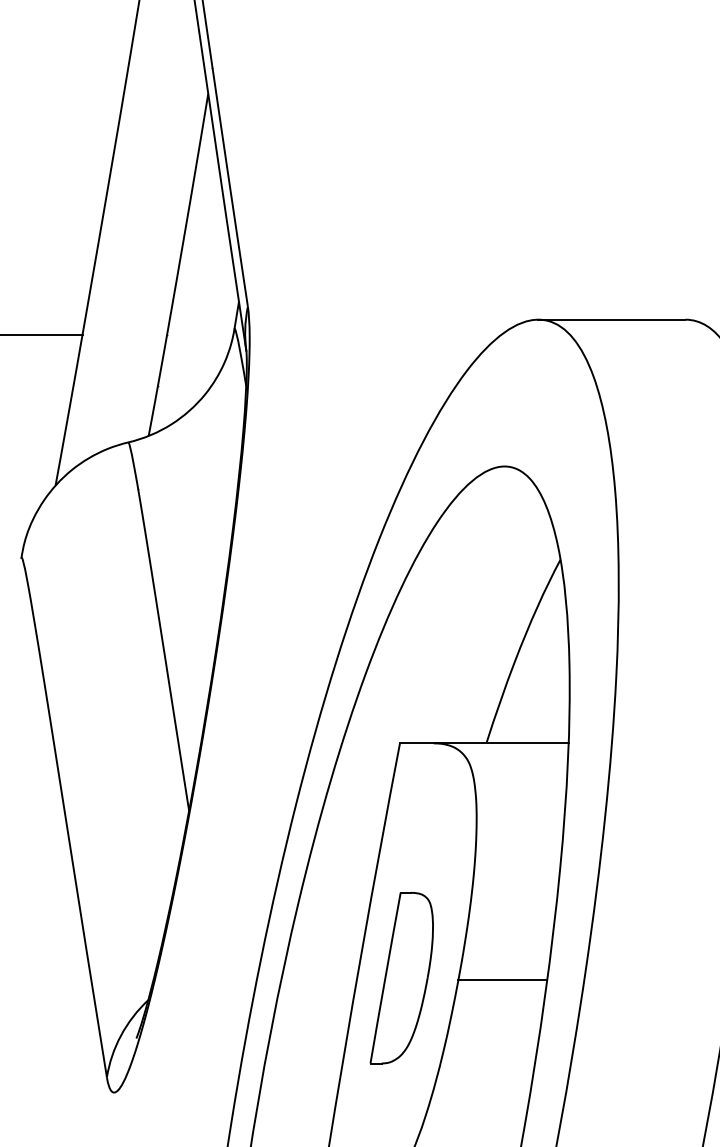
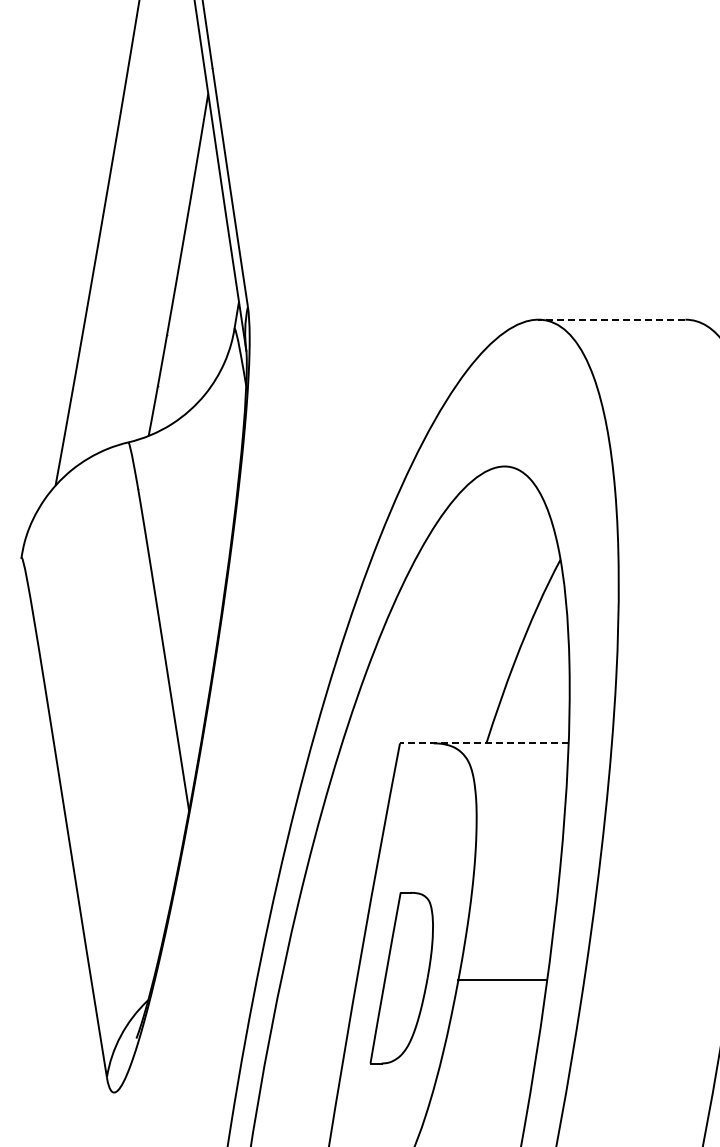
line: solid -> dashed (611, 319)
line: present -> none (42, 334)
line: solid -> dashed (483, 743)
